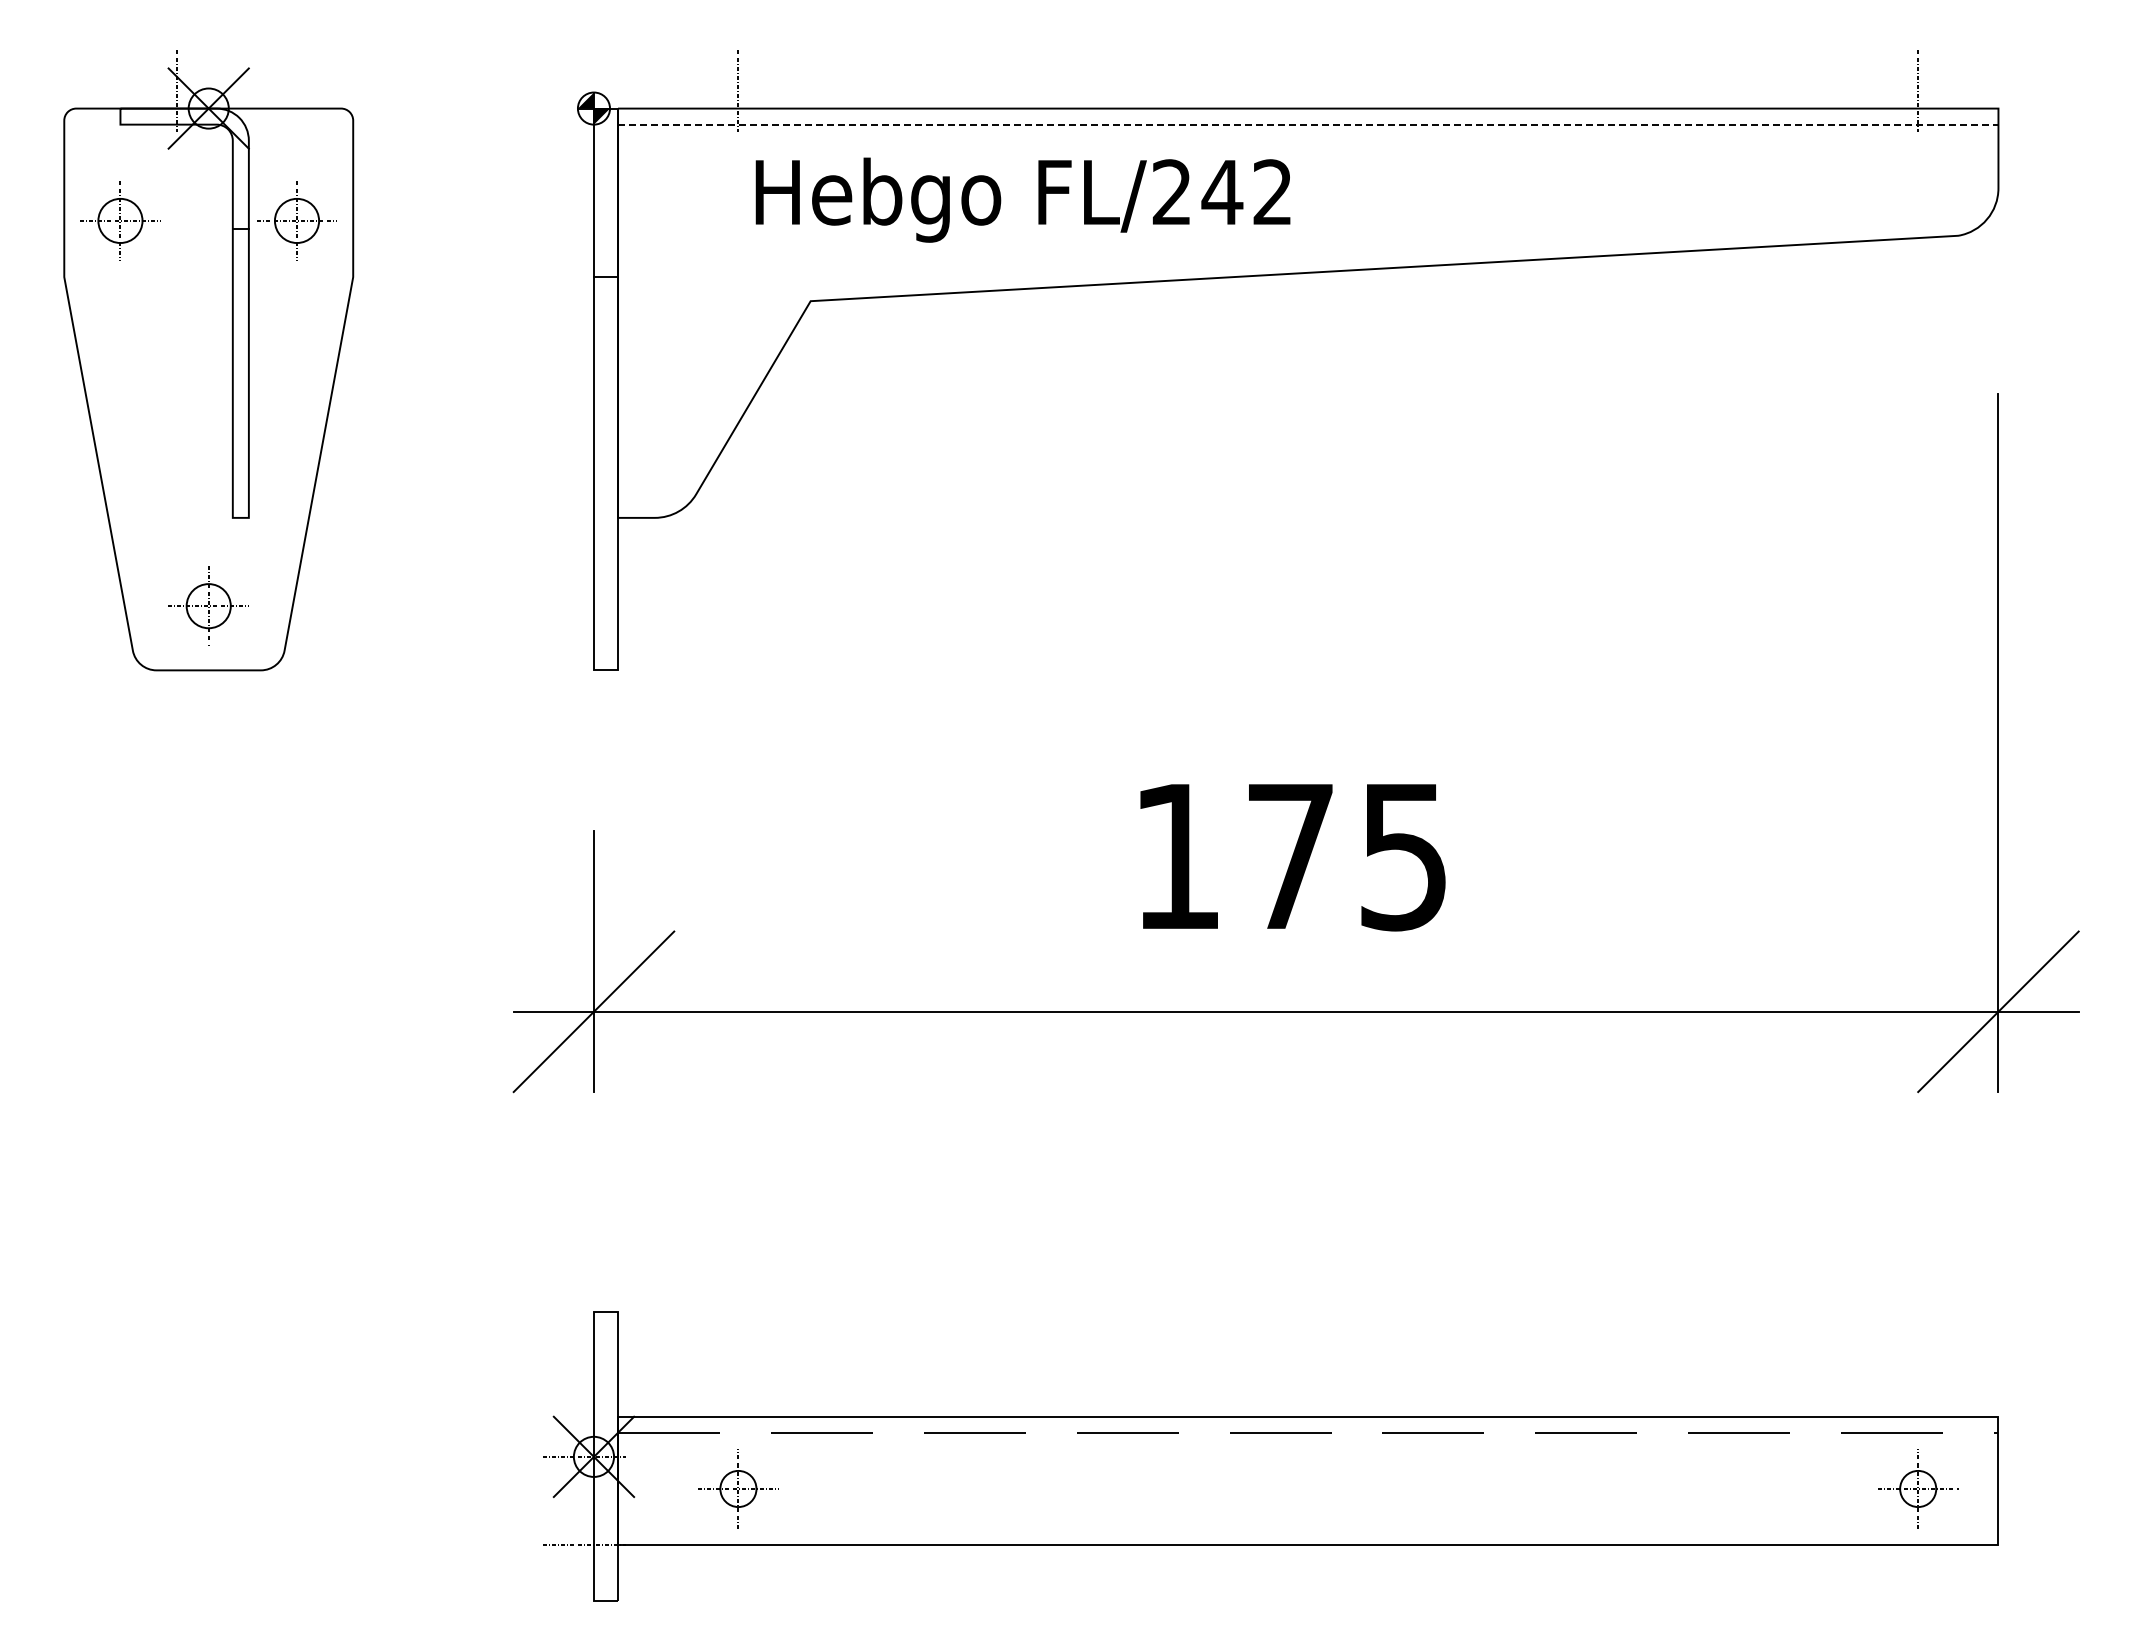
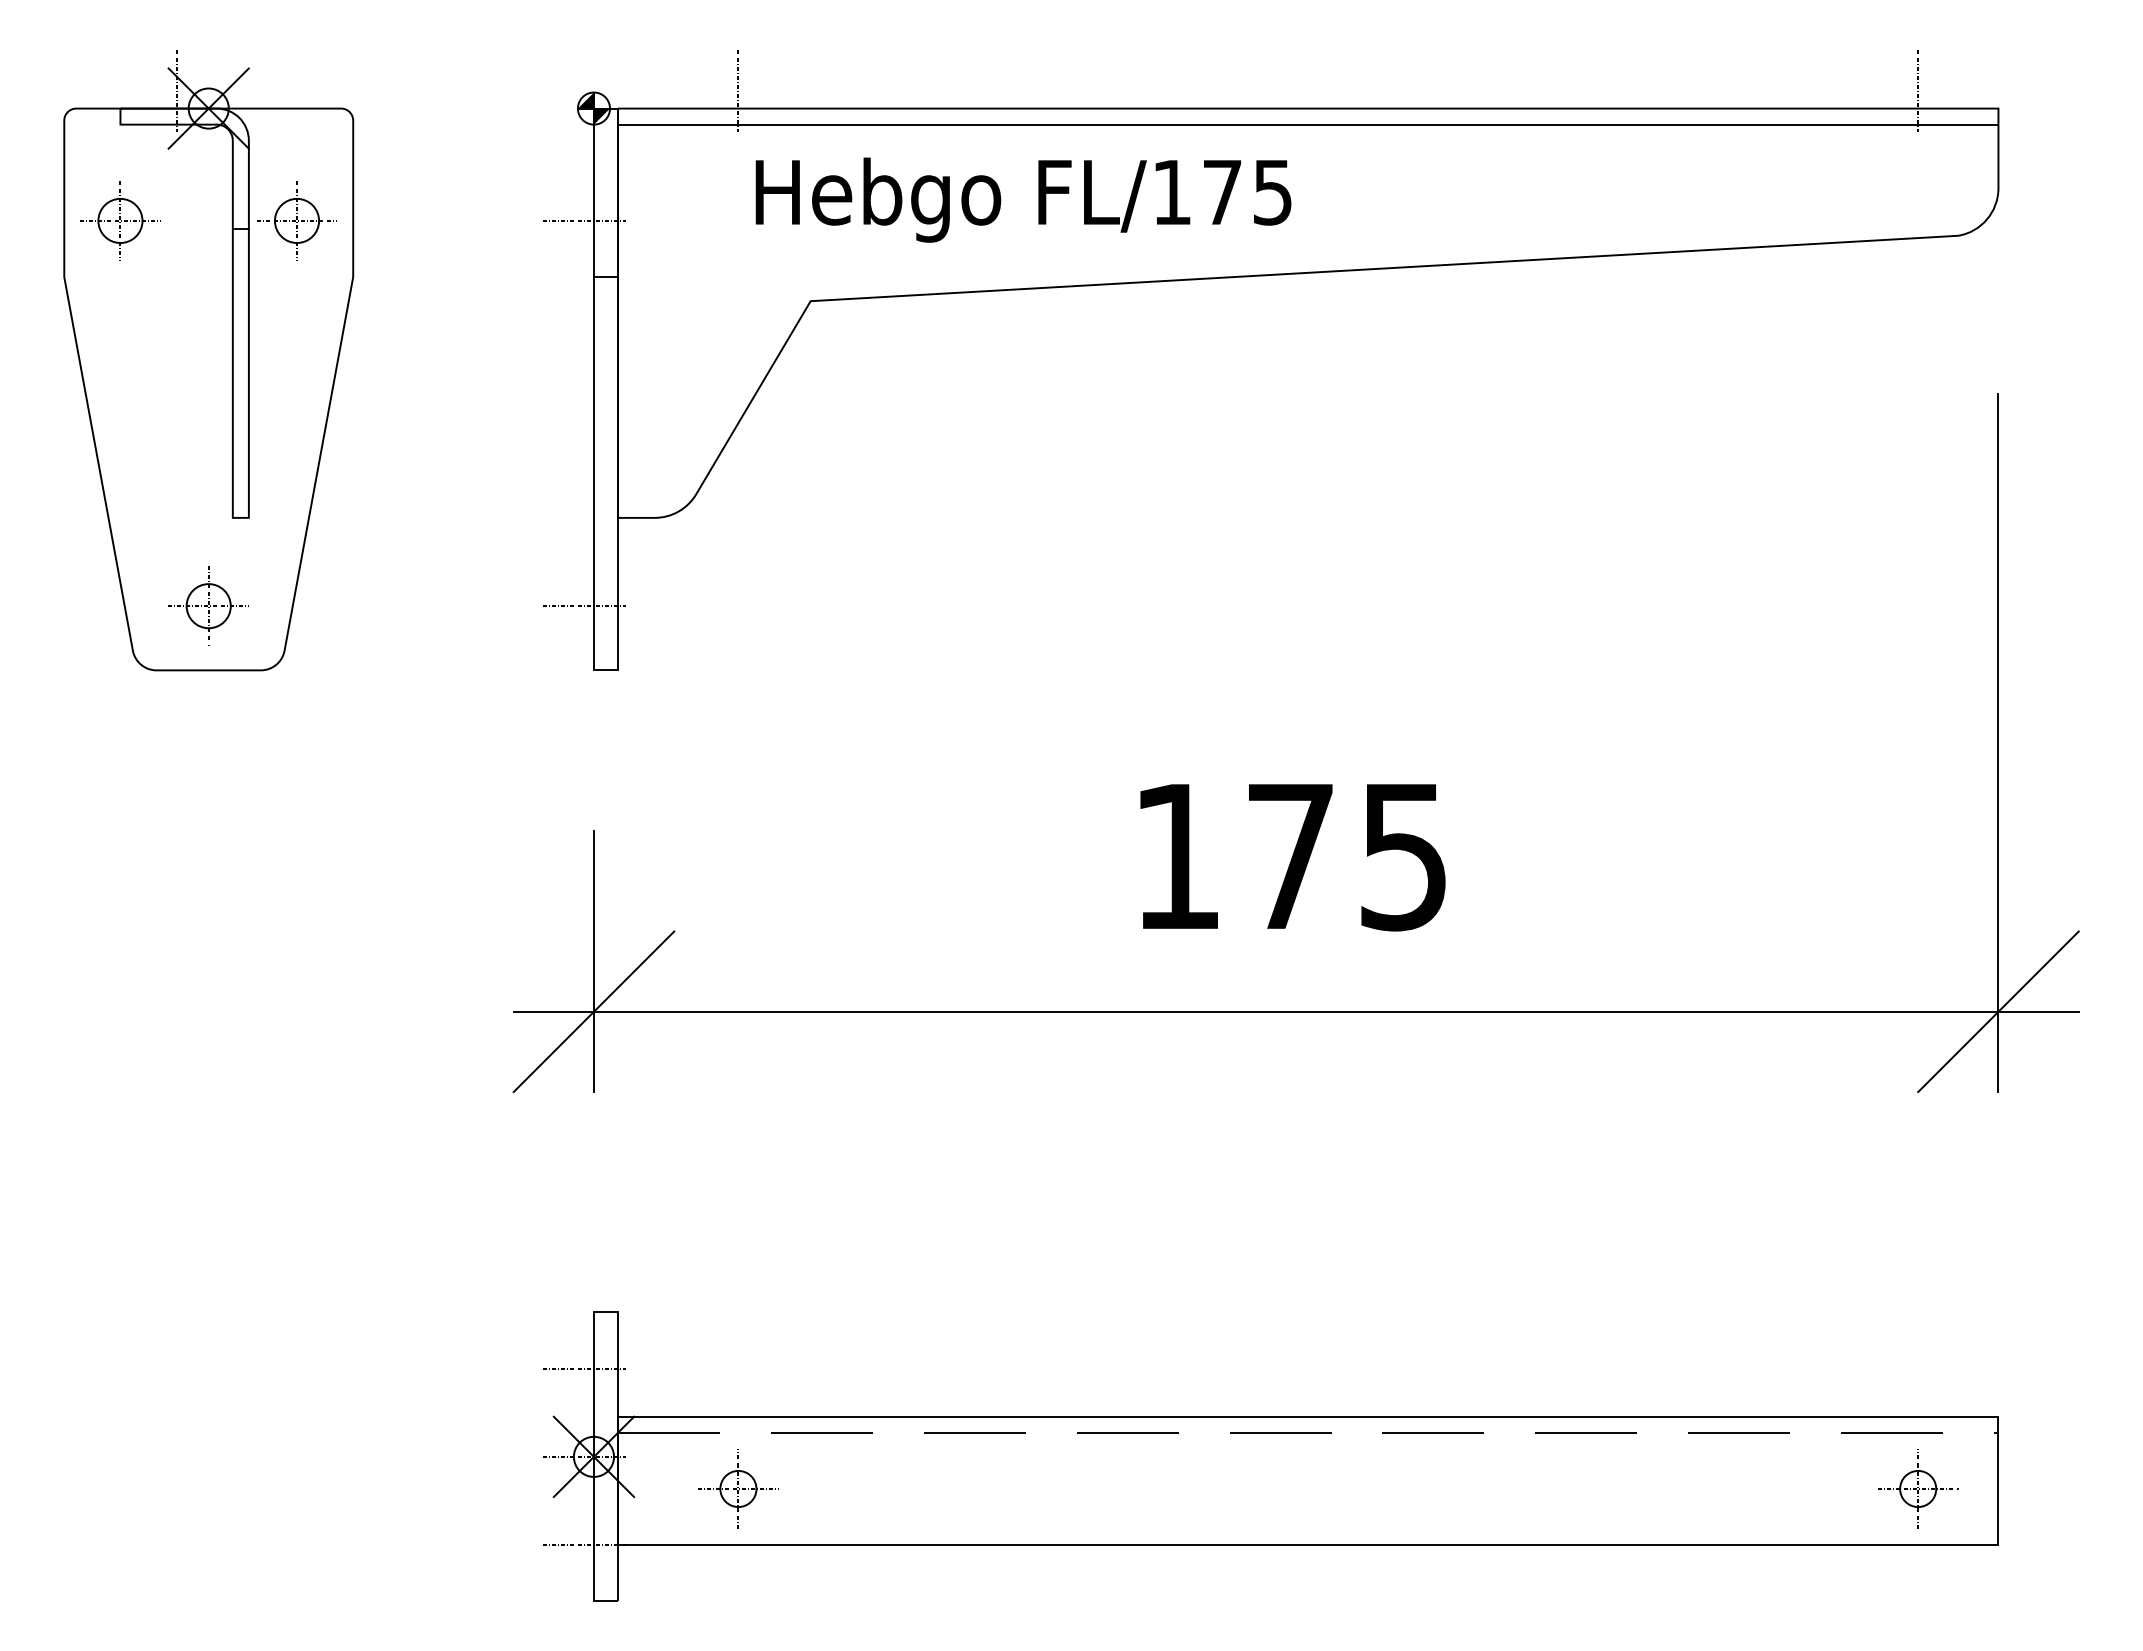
line: dashed -> solid (1308, 124)
text: FL/242 -> FL/175 (1221, 192)
line: none -> present (584, 220)
line: none -> present (584, 606)
line: none -> present (584, 1368)
